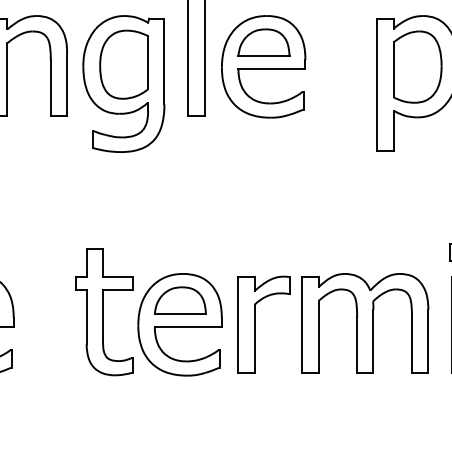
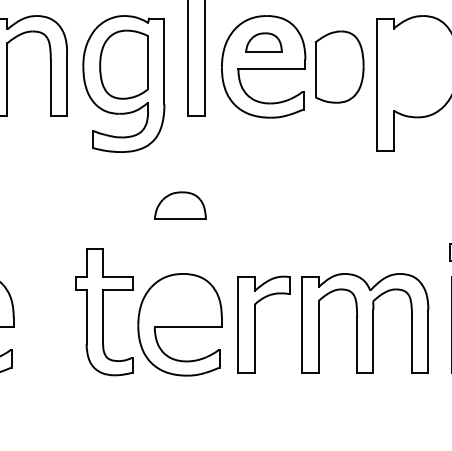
part size: 54x29 px -> 38x21 px (263, 42)
part position: (417, 66) -> (339, 66) (339, 66)
part position: (180, 300) -> (180, 205) (180, 205)
